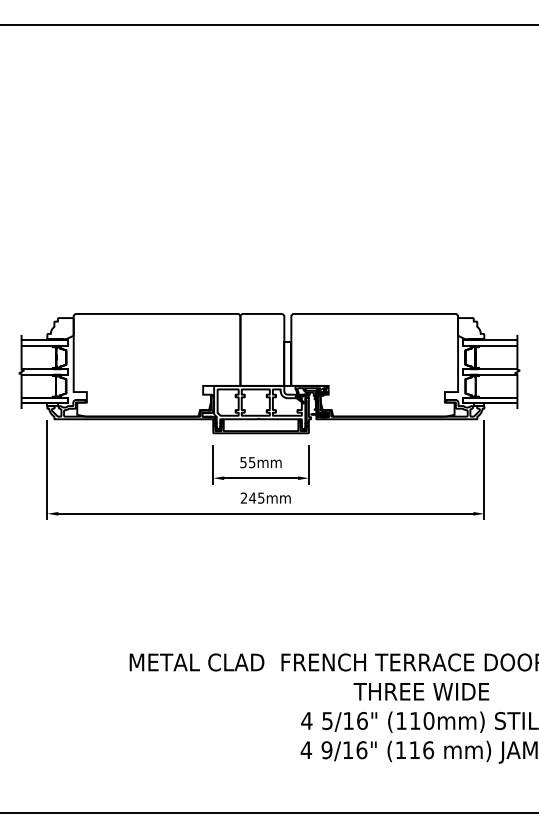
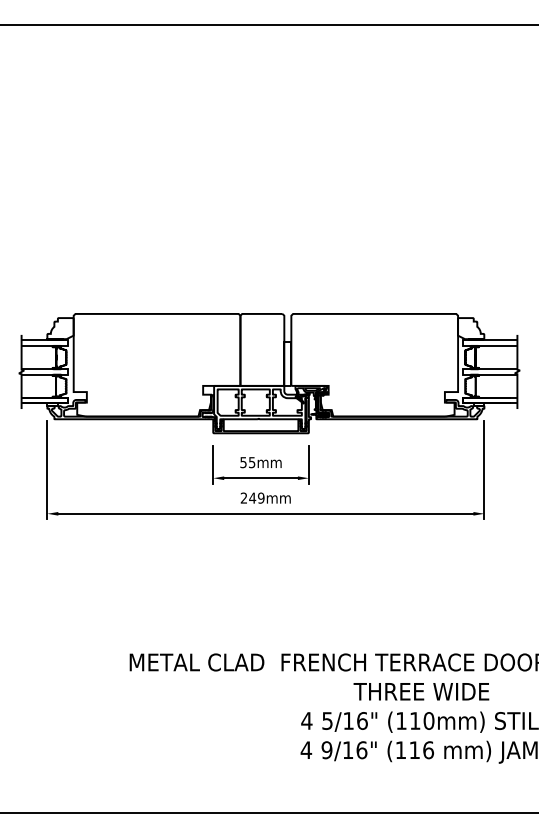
text: 245mm -> 249mm (260, 497)
